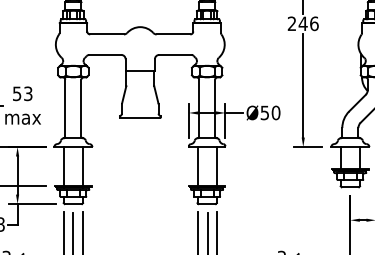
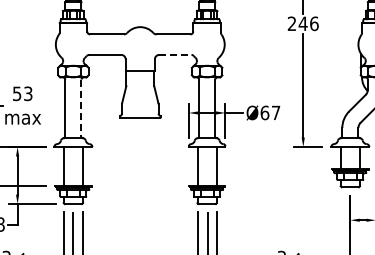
line: solid -> dashed (175, 54)
line: solid -> dashed (81, 108)
text: Ø50 -> Ø67 (270, 112)
